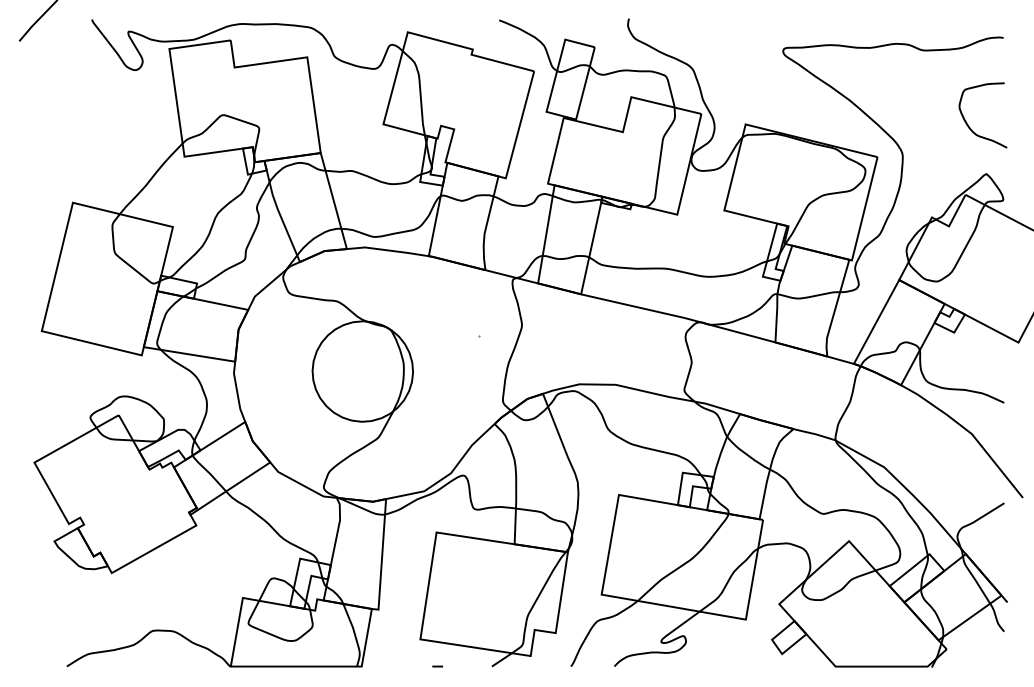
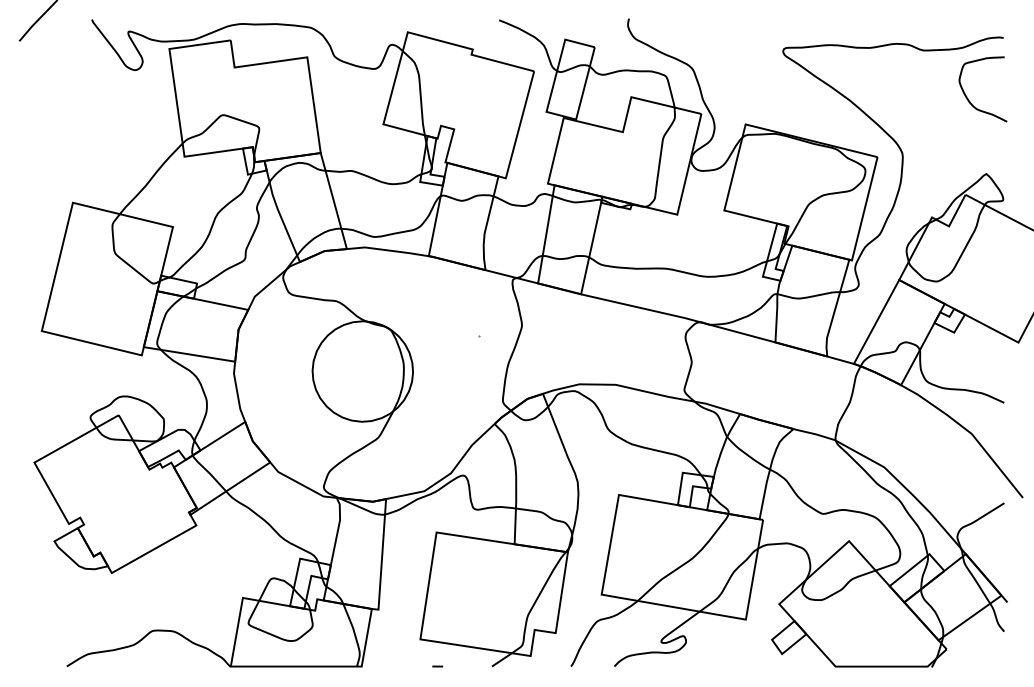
curve position: (967, 122) -> (967, 96) (967, 96)
